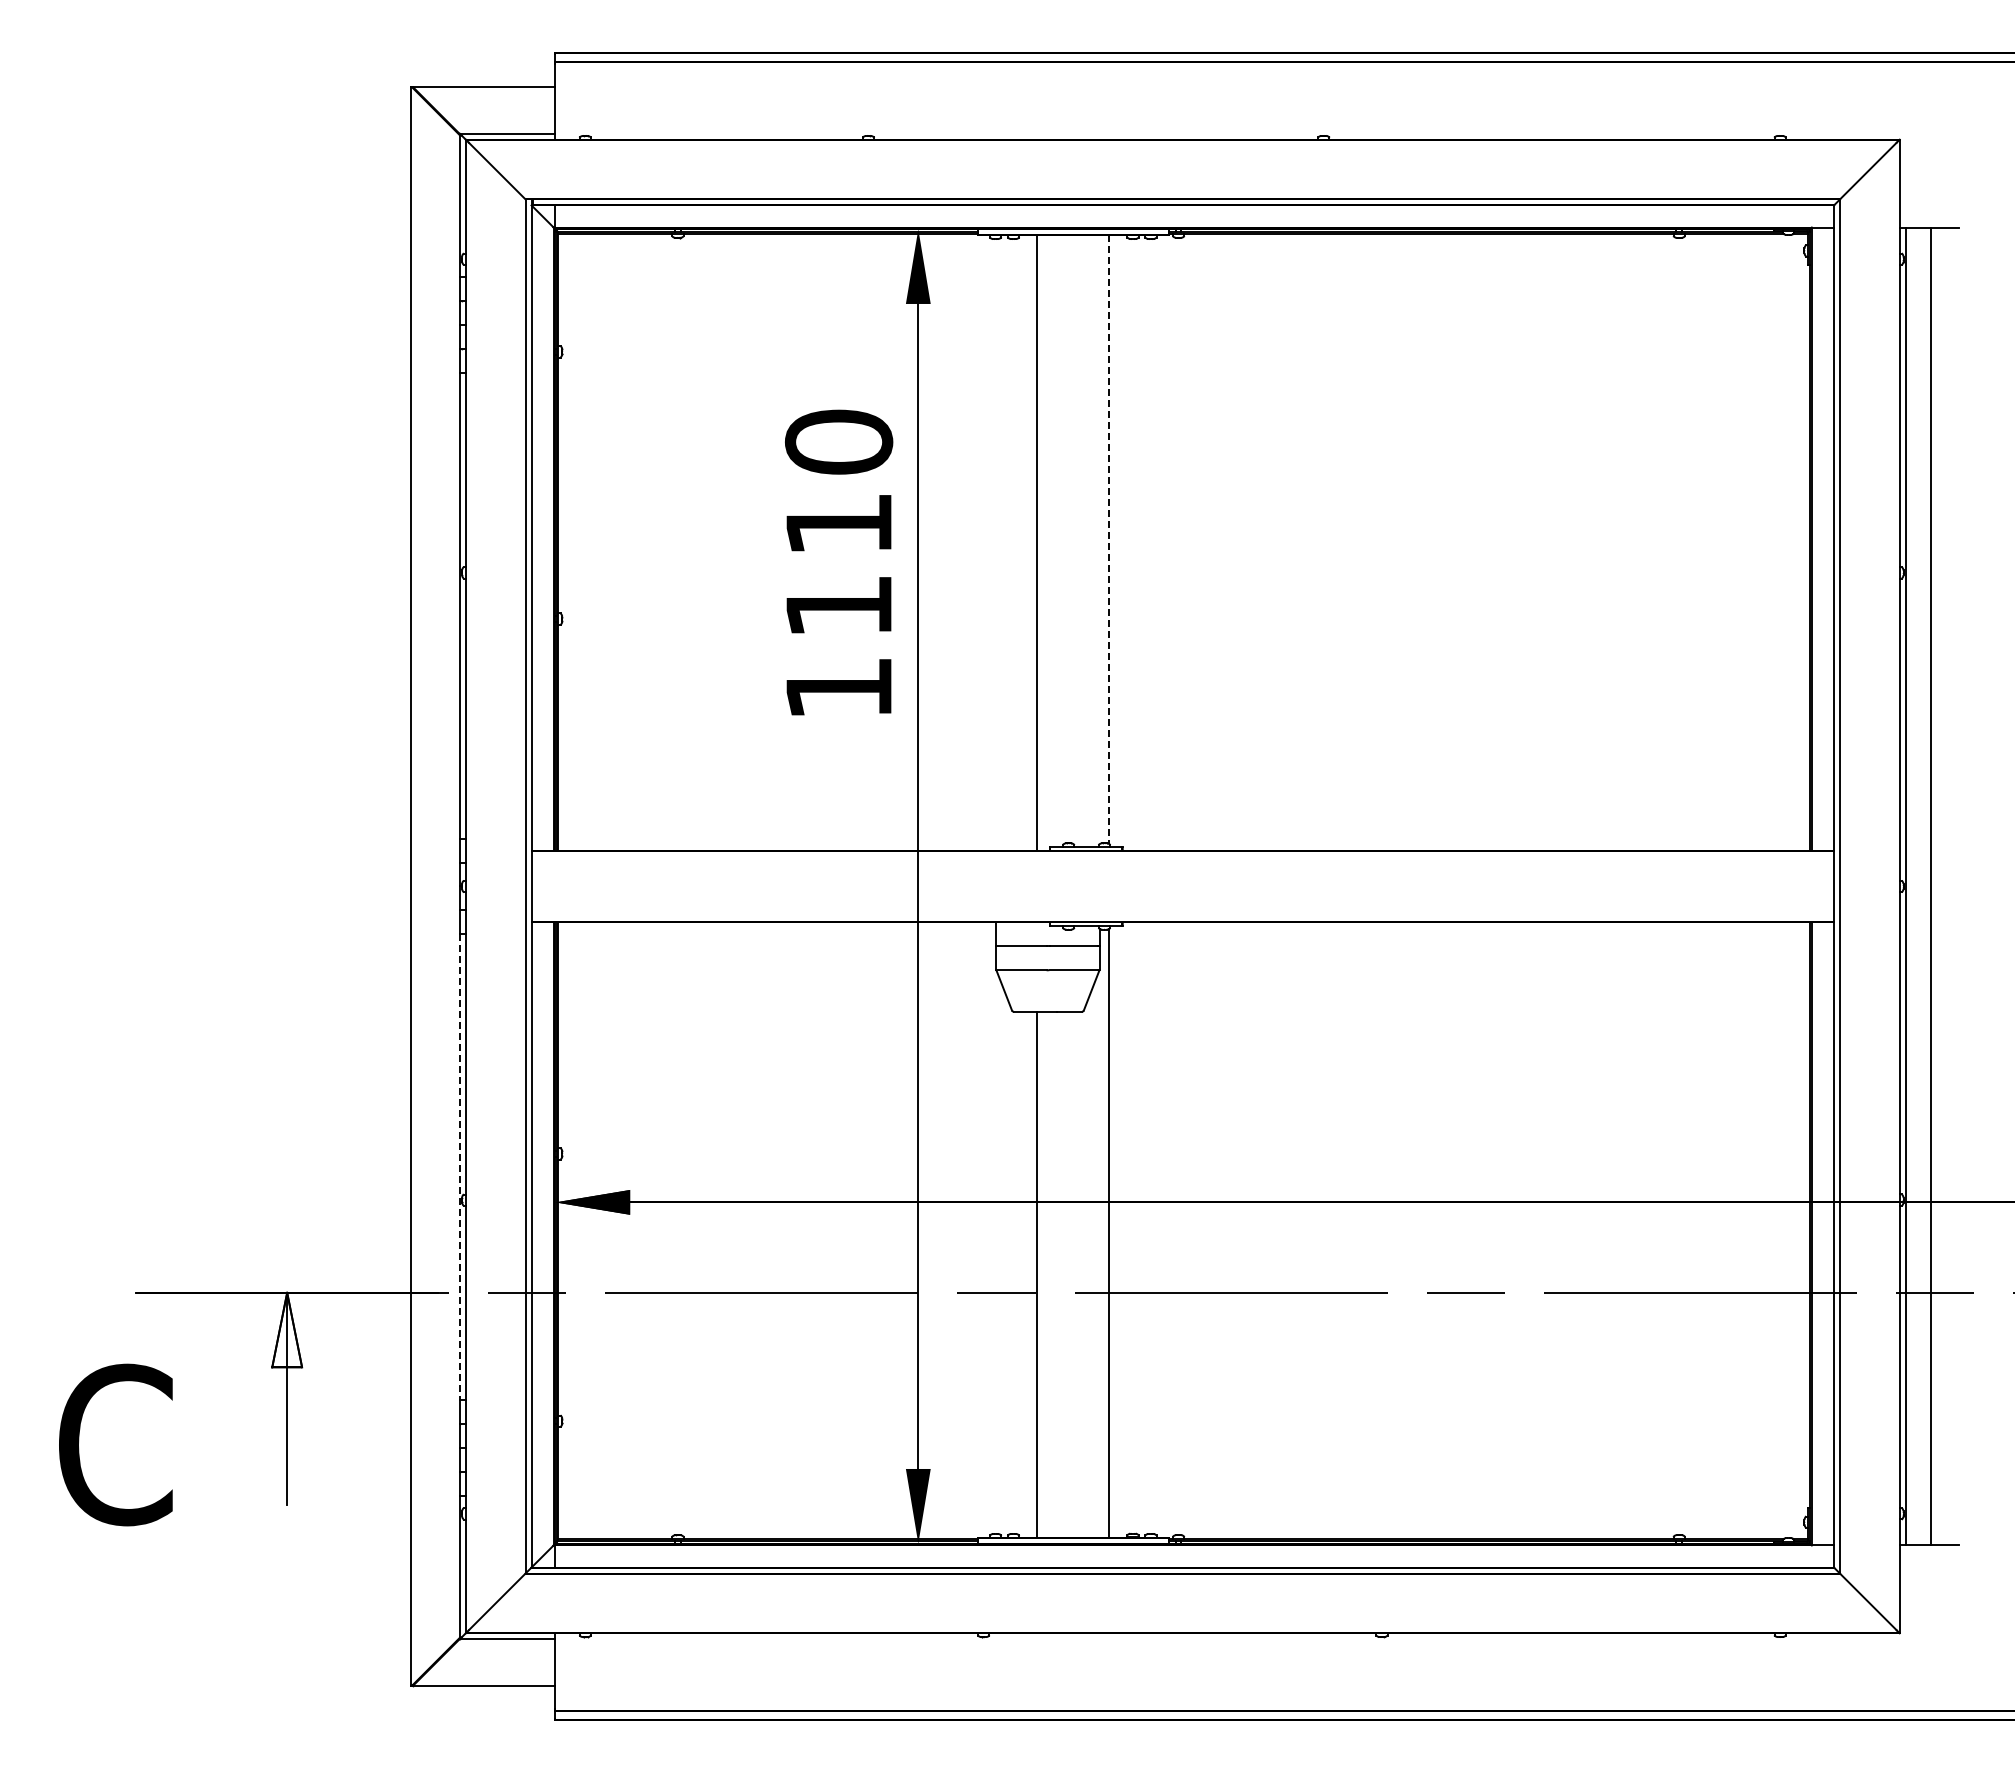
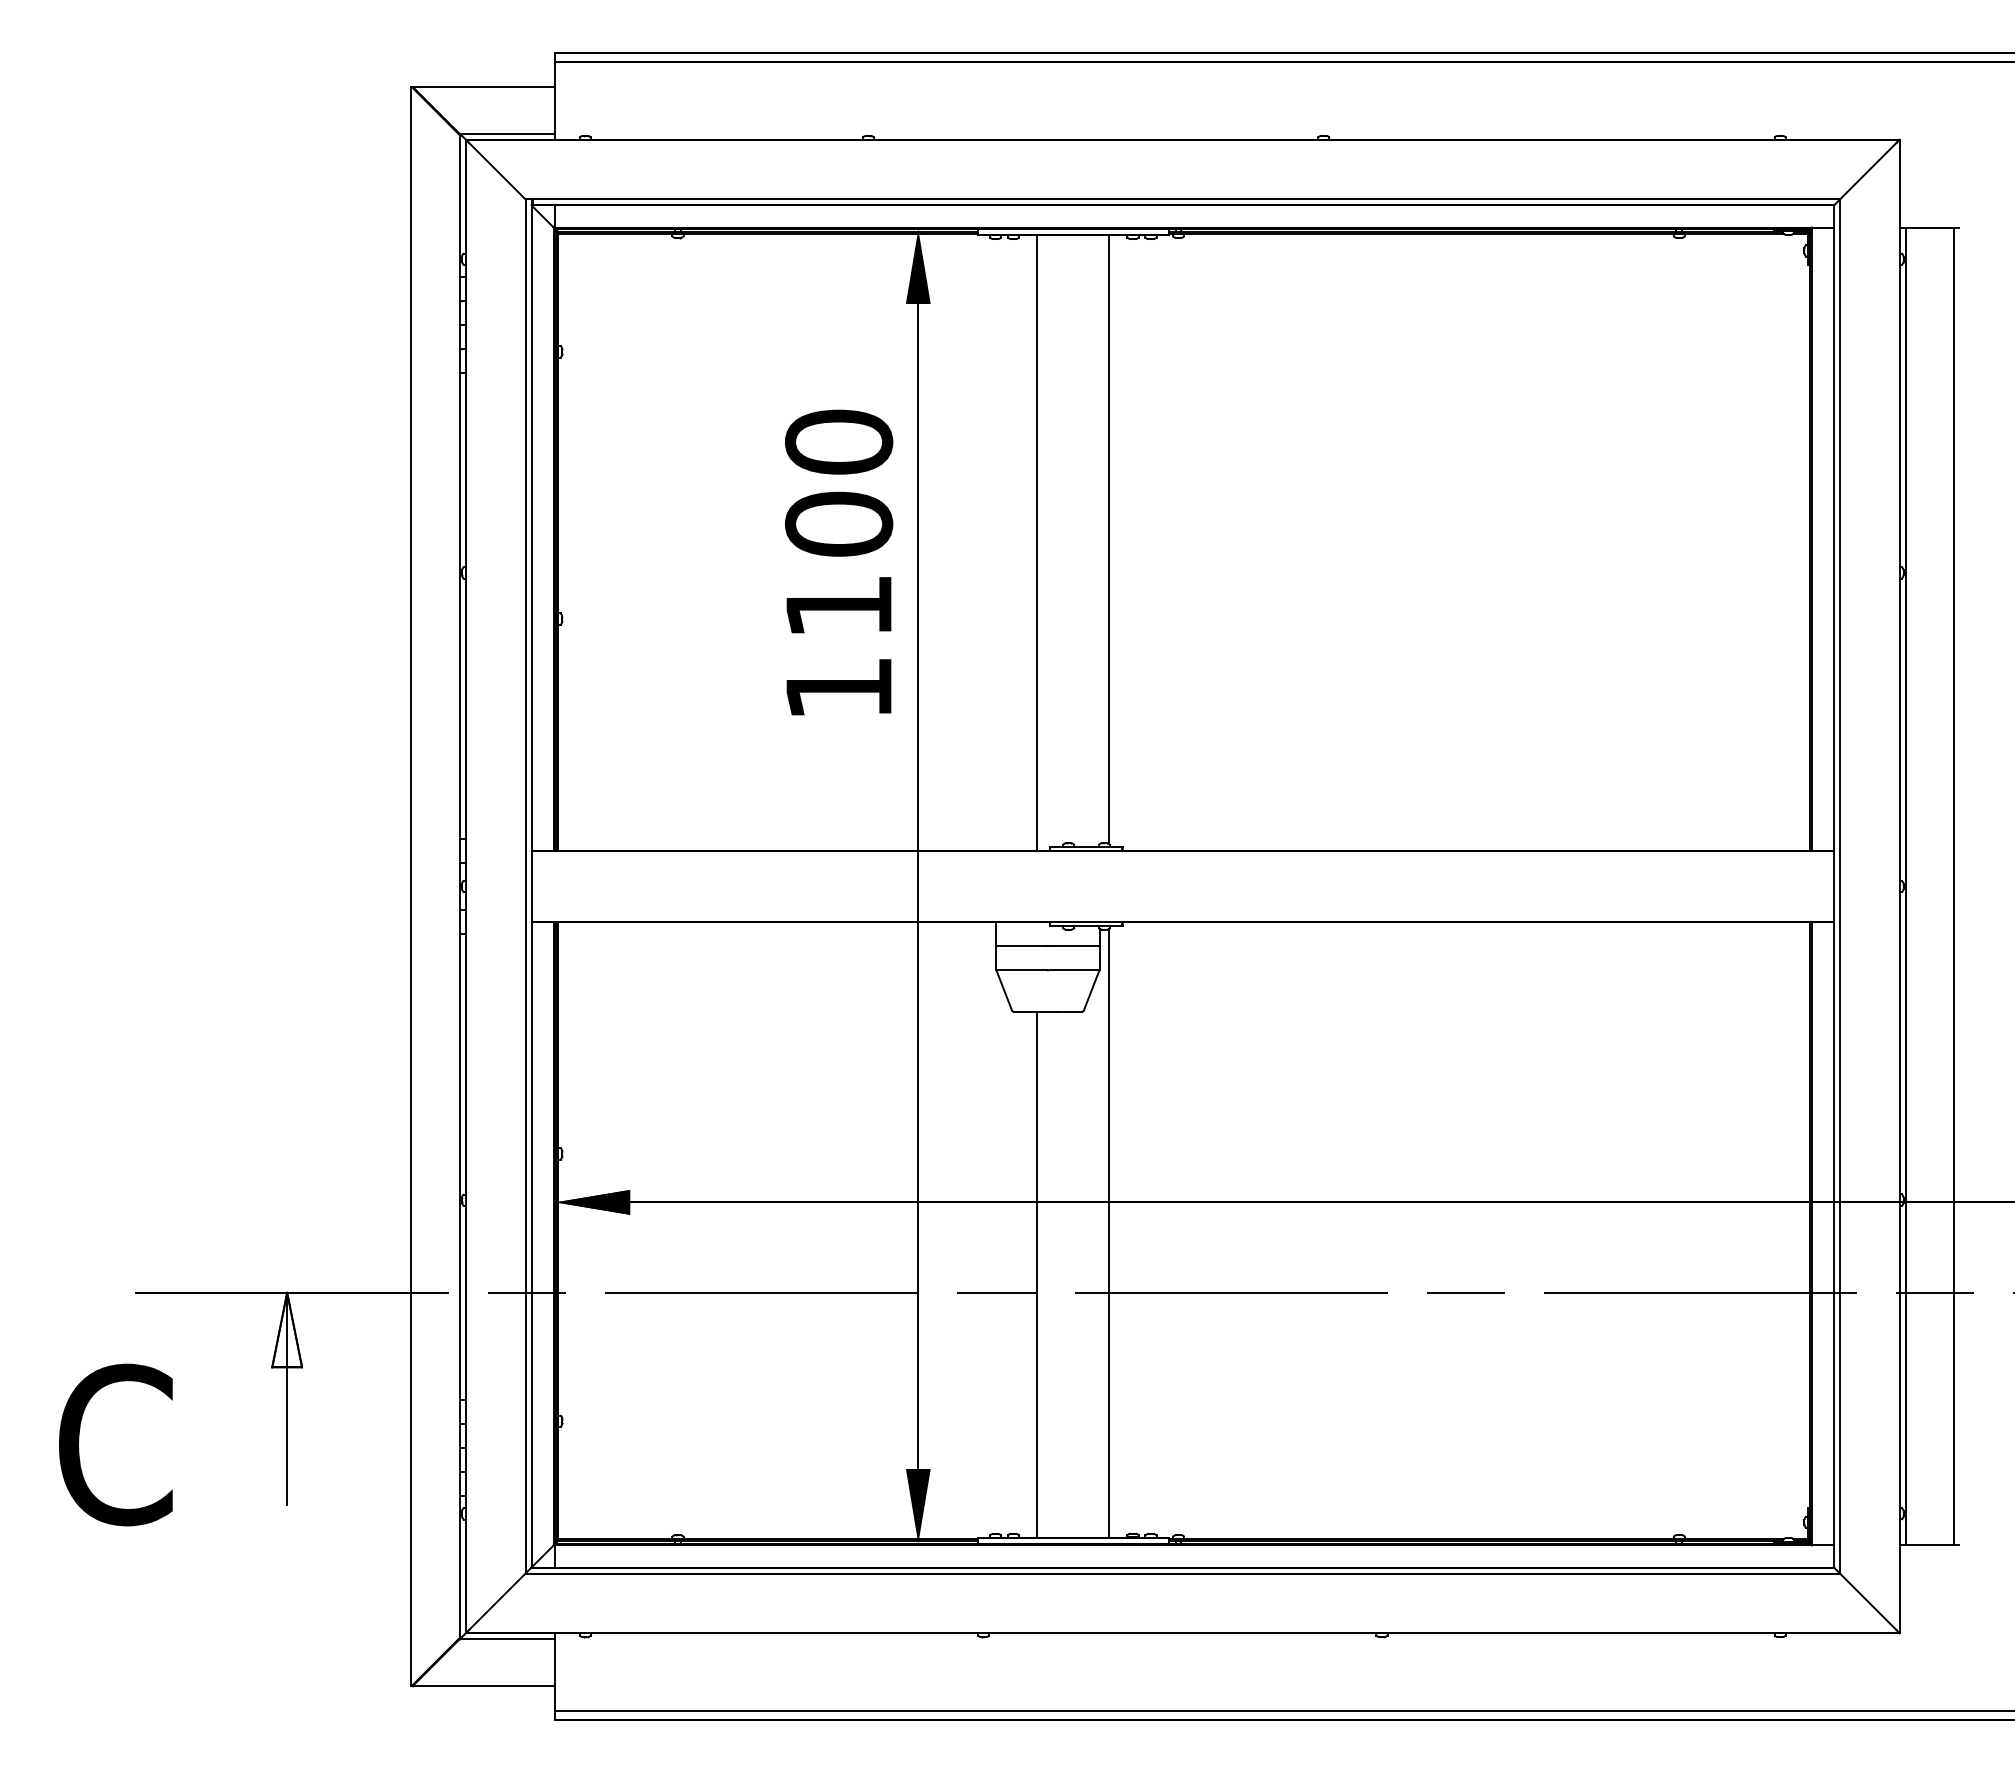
text: 1110 -> 1100 (839, 523)
line: dashed -> solid (1109, 540)
line position: (1930, 886) -> (1953, 886) (1953, 886)
line: dashed -> solid (459, 1167)
